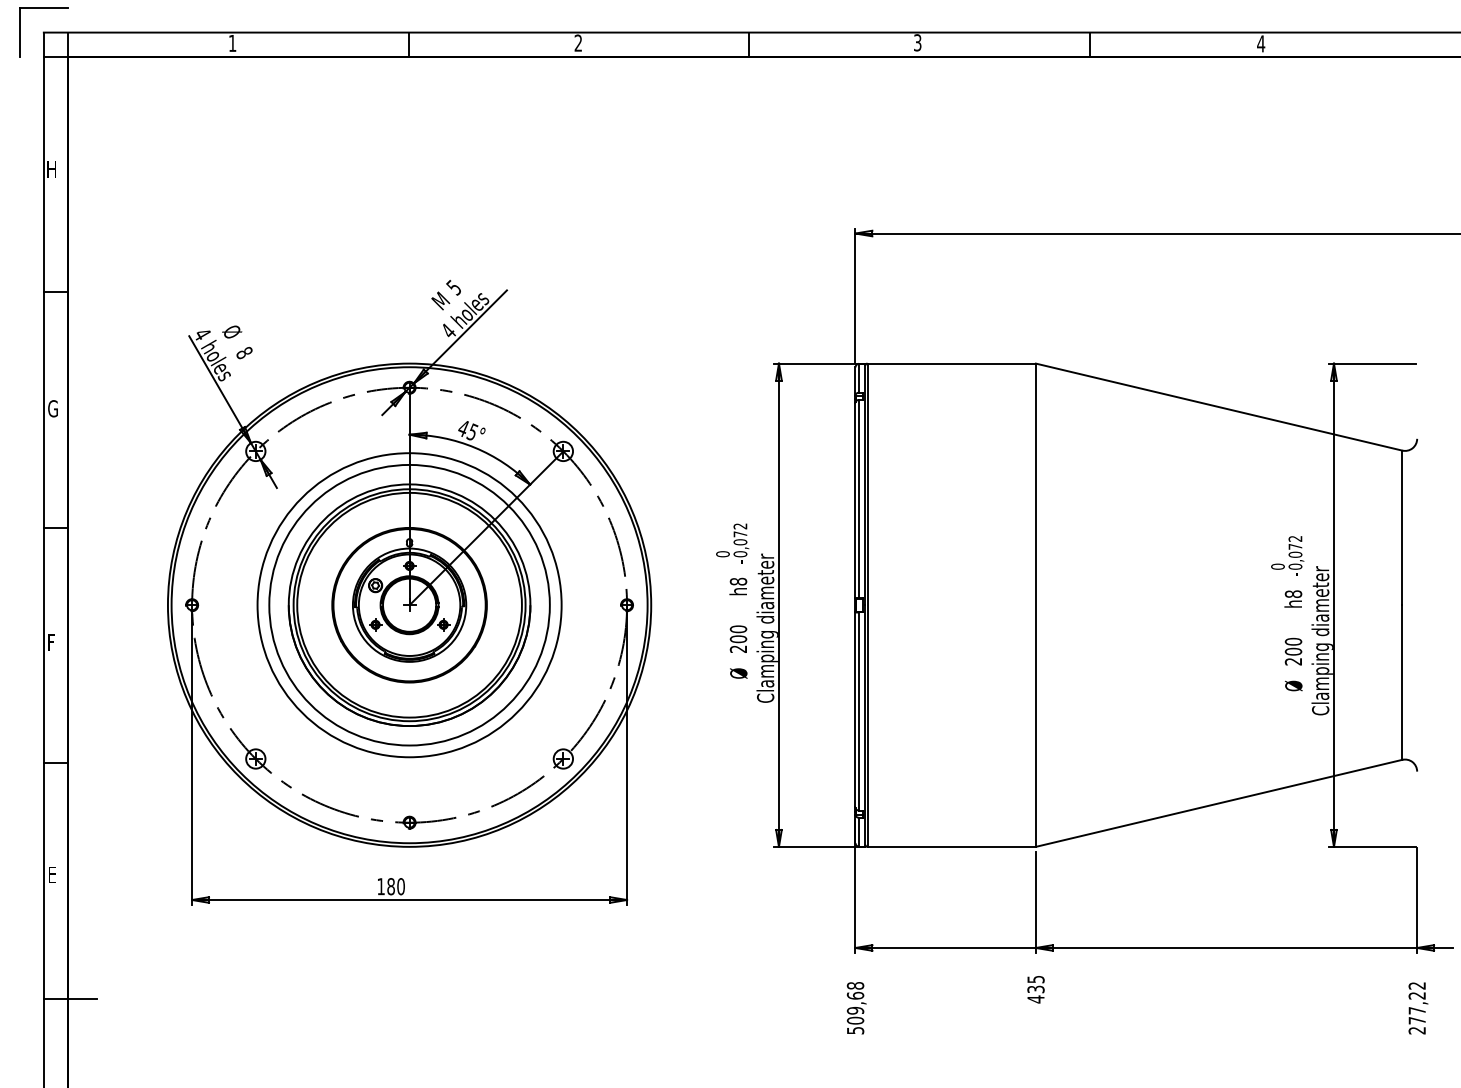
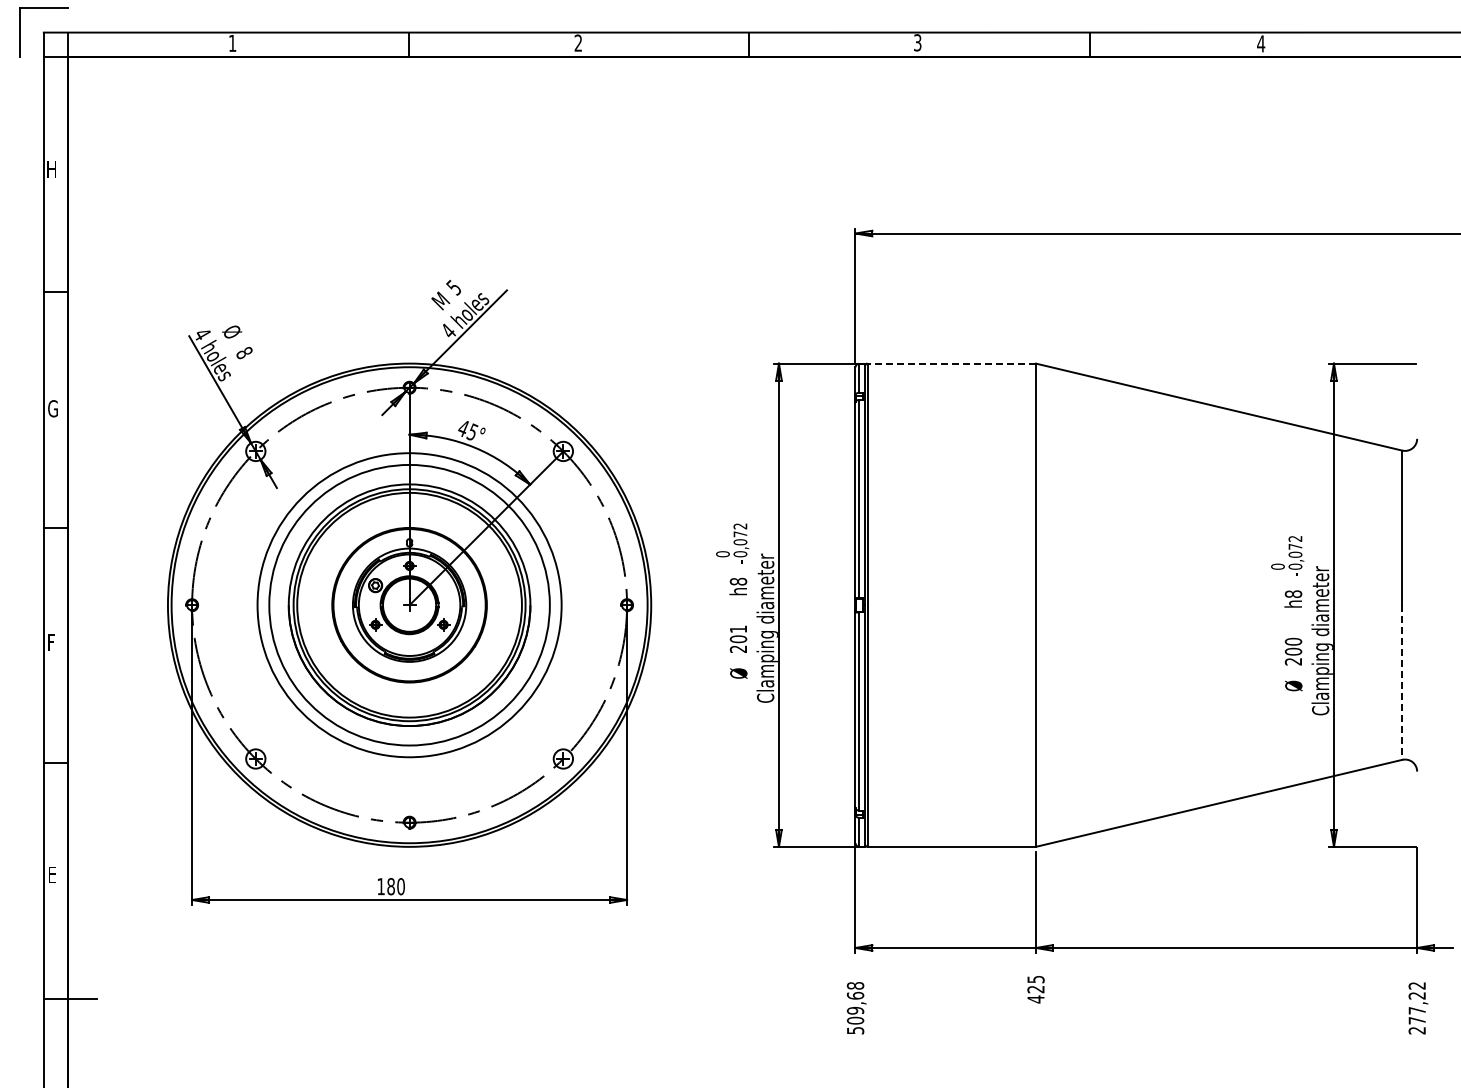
line: solid -> dashed (951, 363)
text: 200 -> 201 (738, 629)
line: solid -> dashed (1402, 683)
text: 435 -> 425 (1035, 989)
